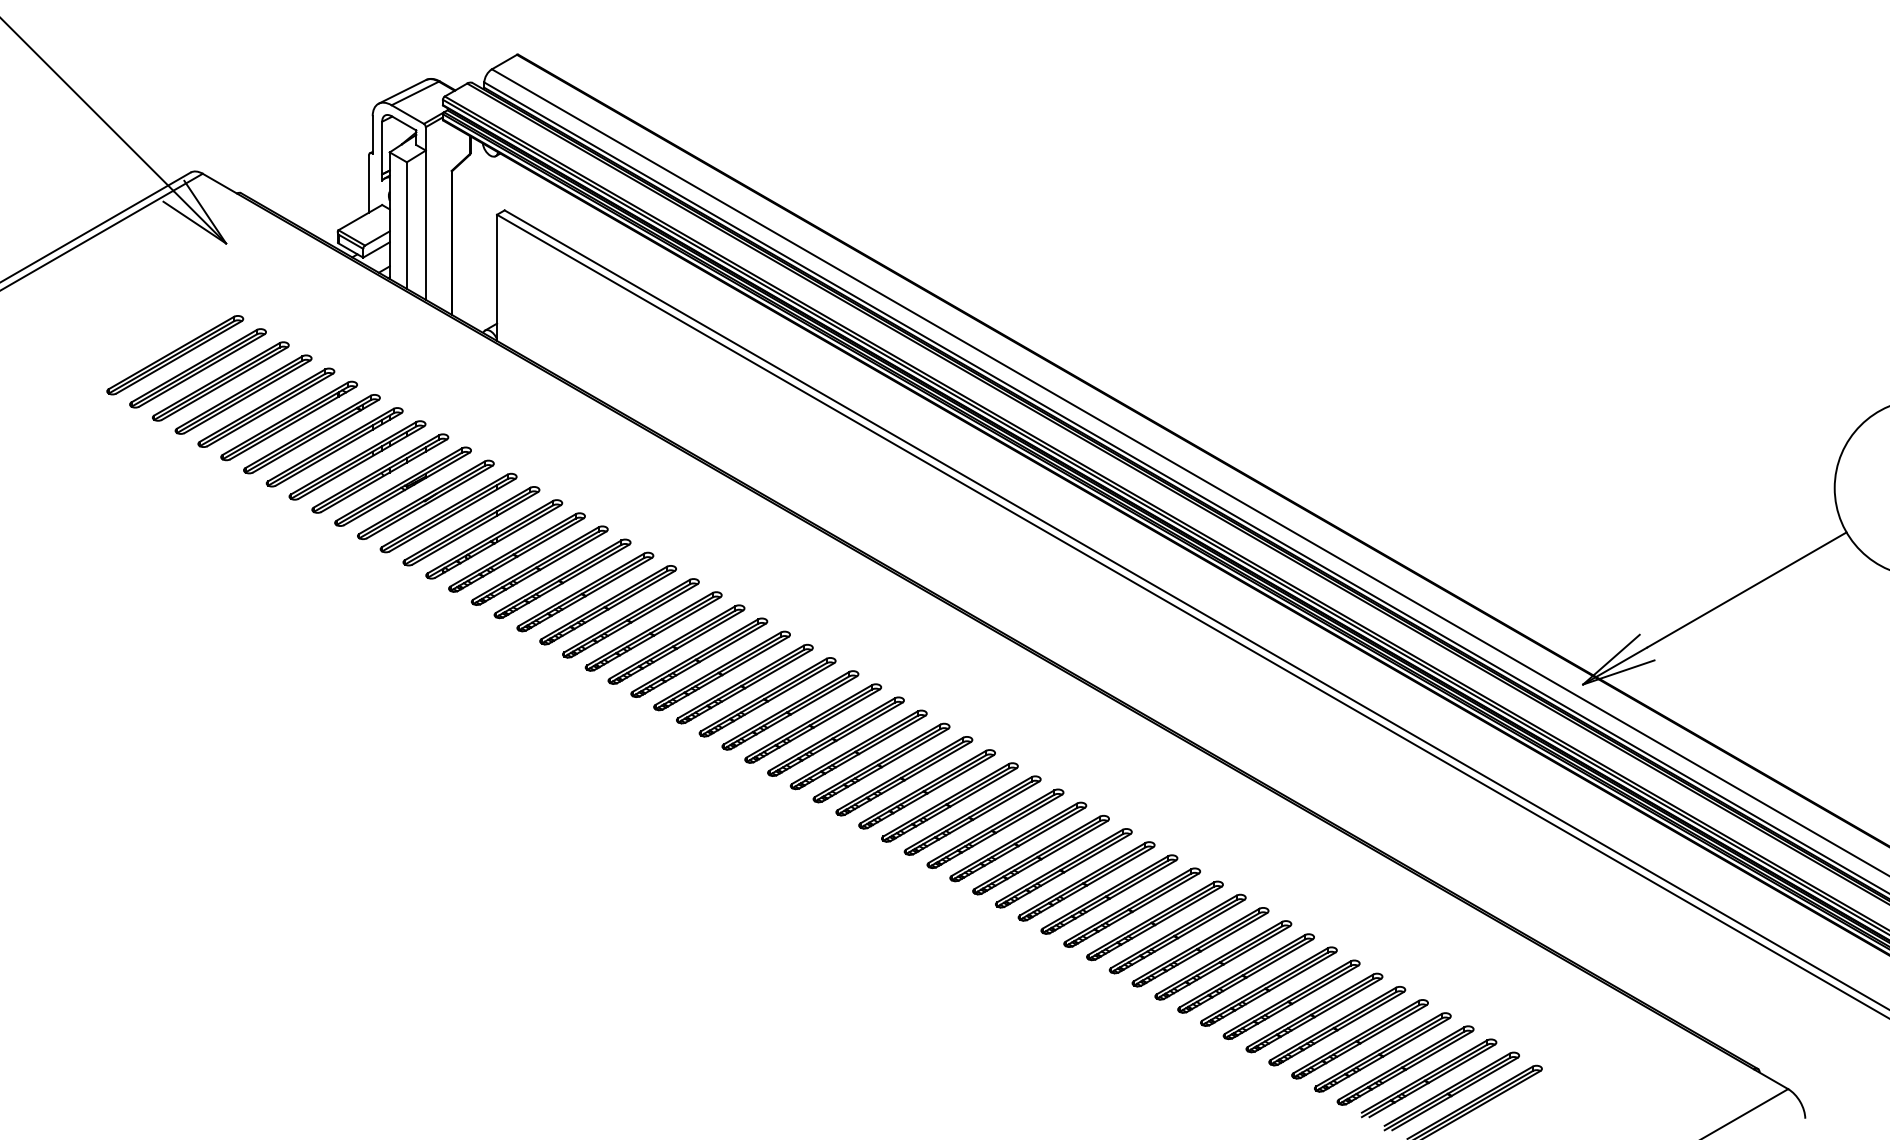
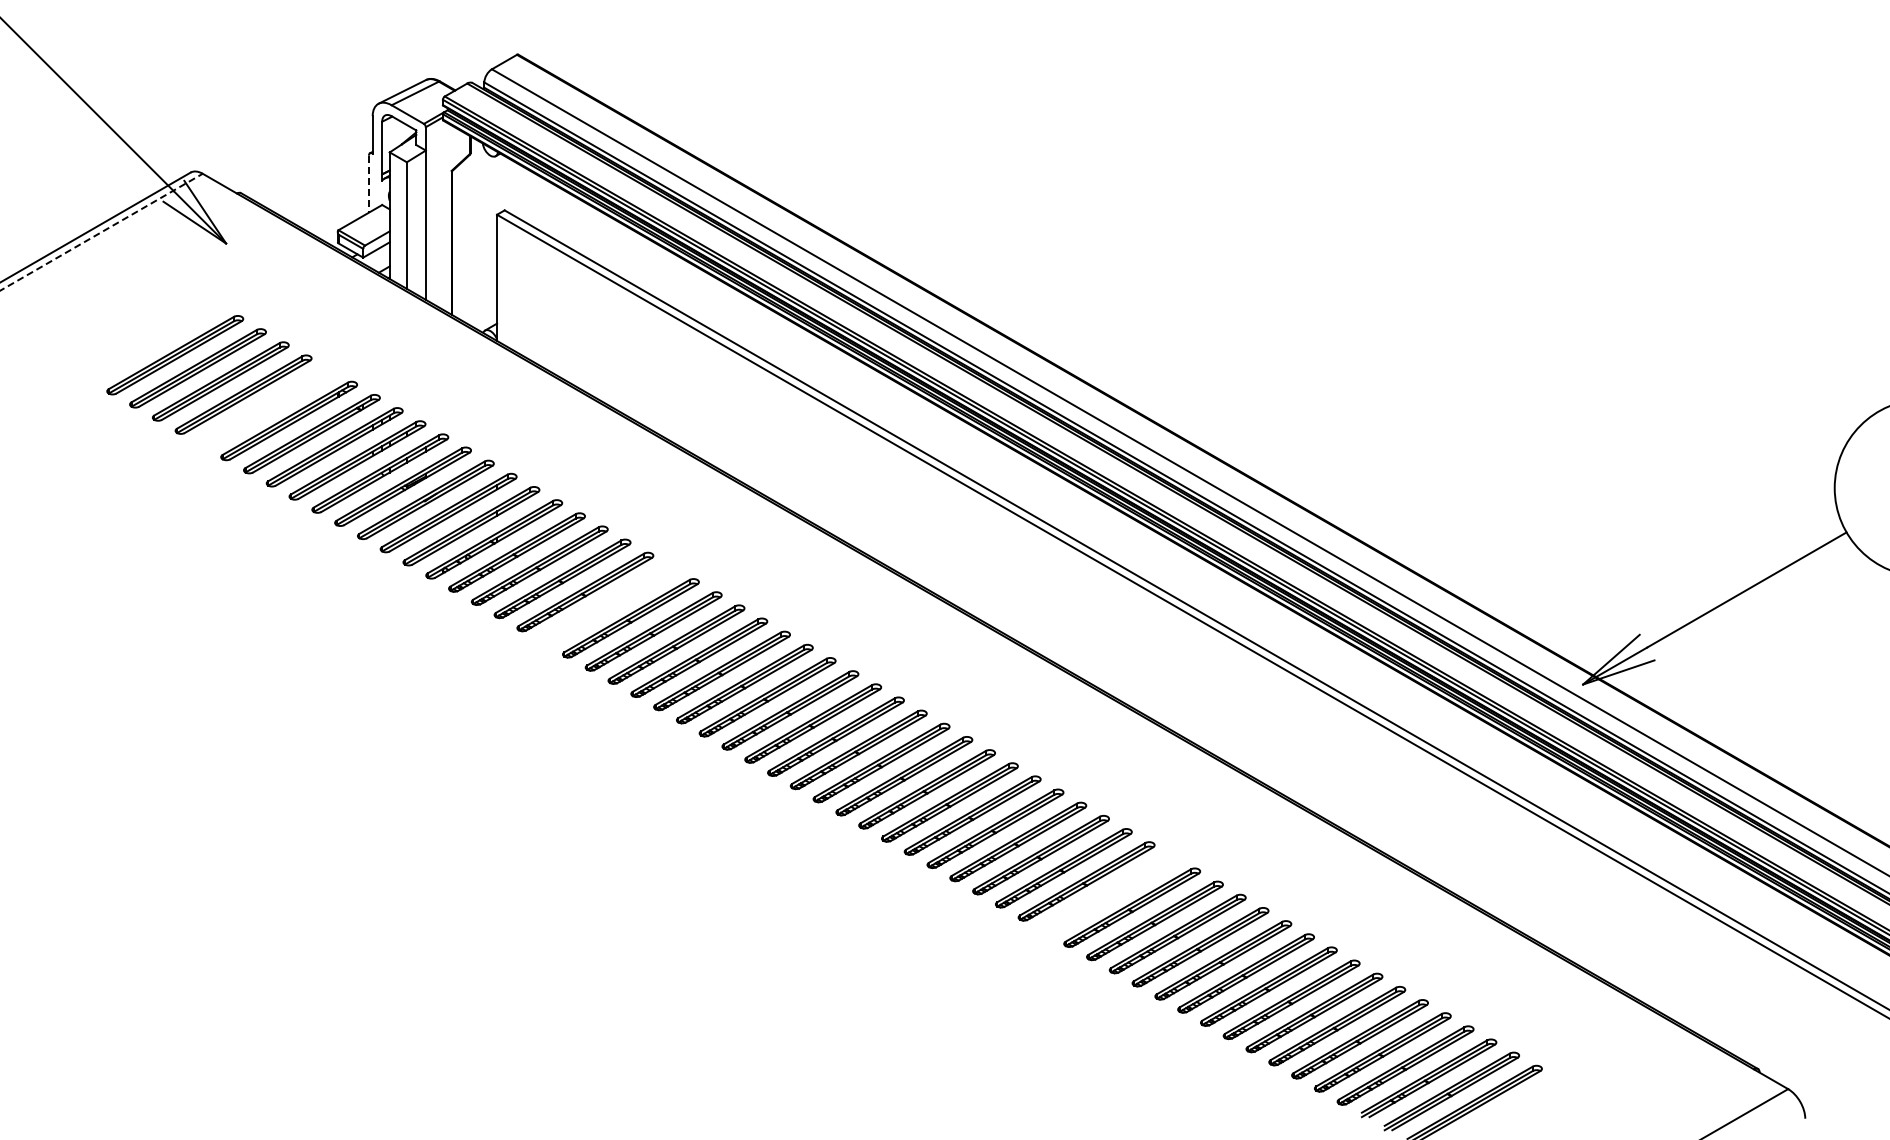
line: solid -> dashed (368, 184)
line: solid -> dashed (101, 232)
part: present -> none (266, 407)
part: present -> none (607, 605)
part: present -> none (1109, 894)
